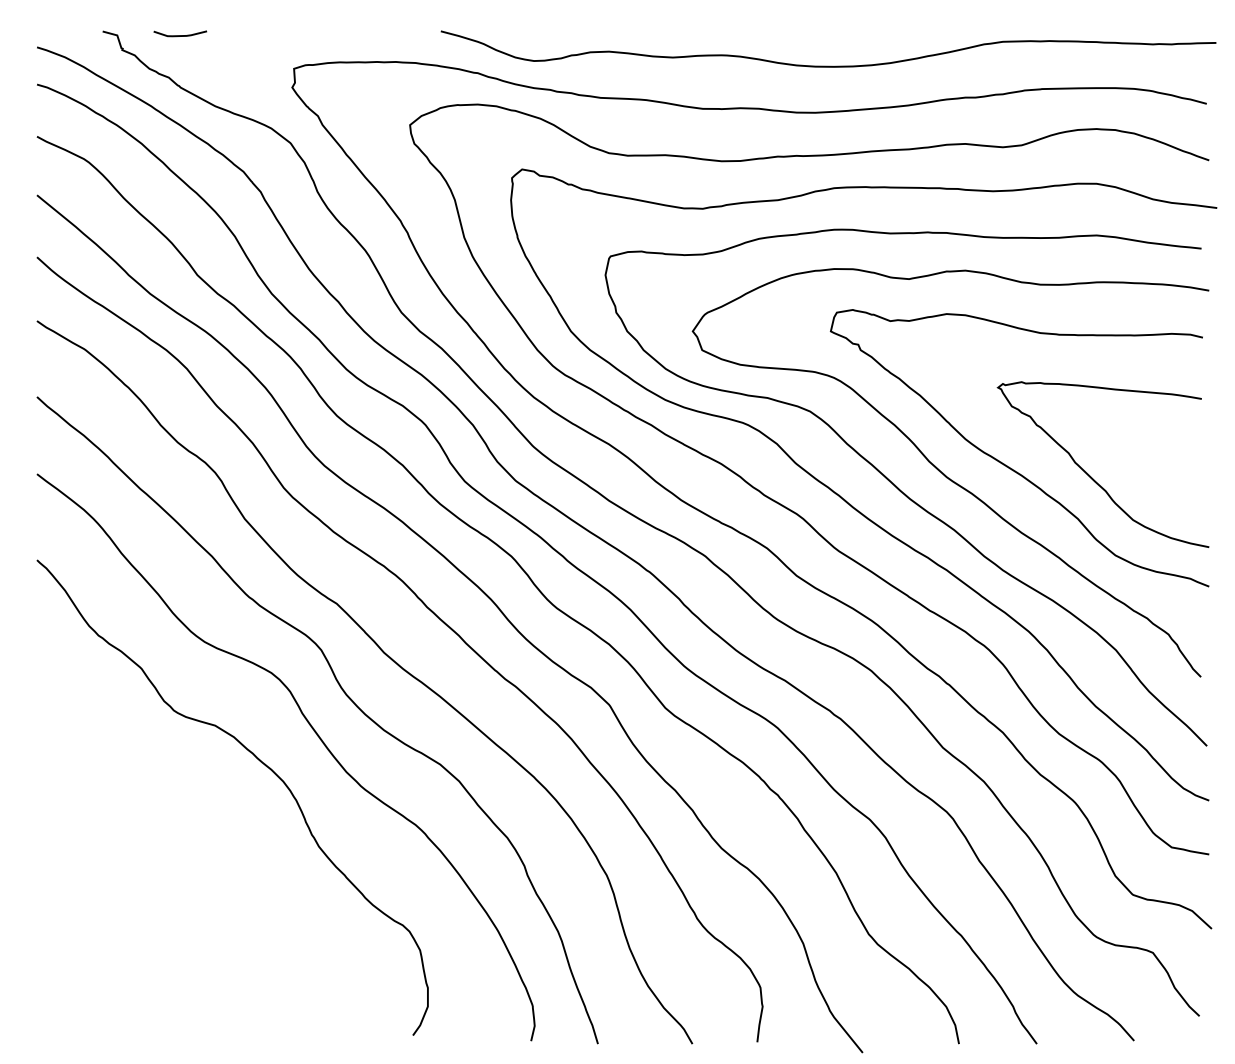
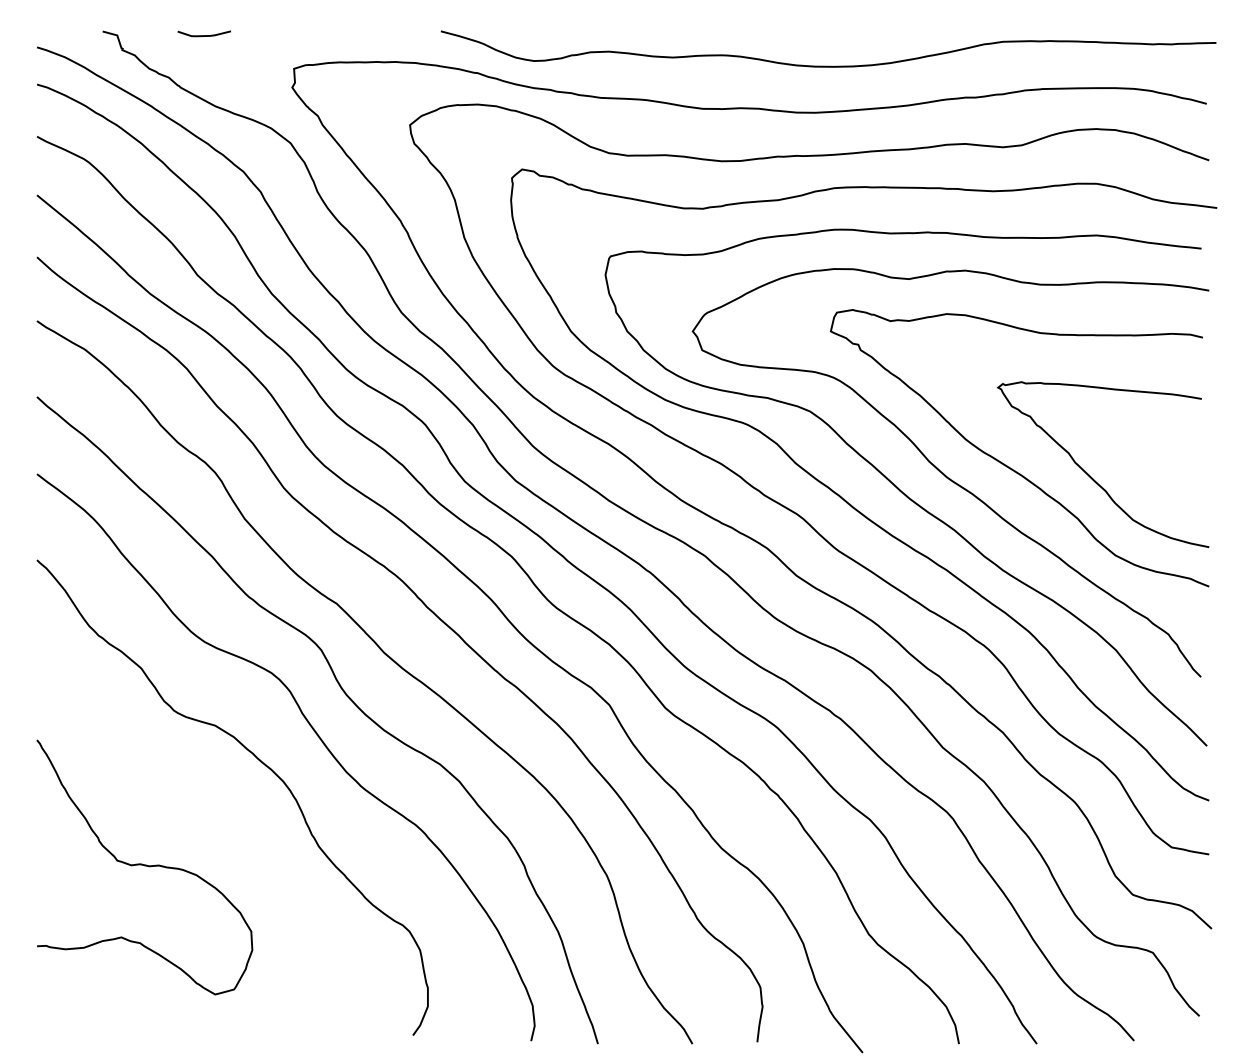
curve position: (180, 35) -> (204, 35) (204, 35)
curve: none -> present (144, 866)
